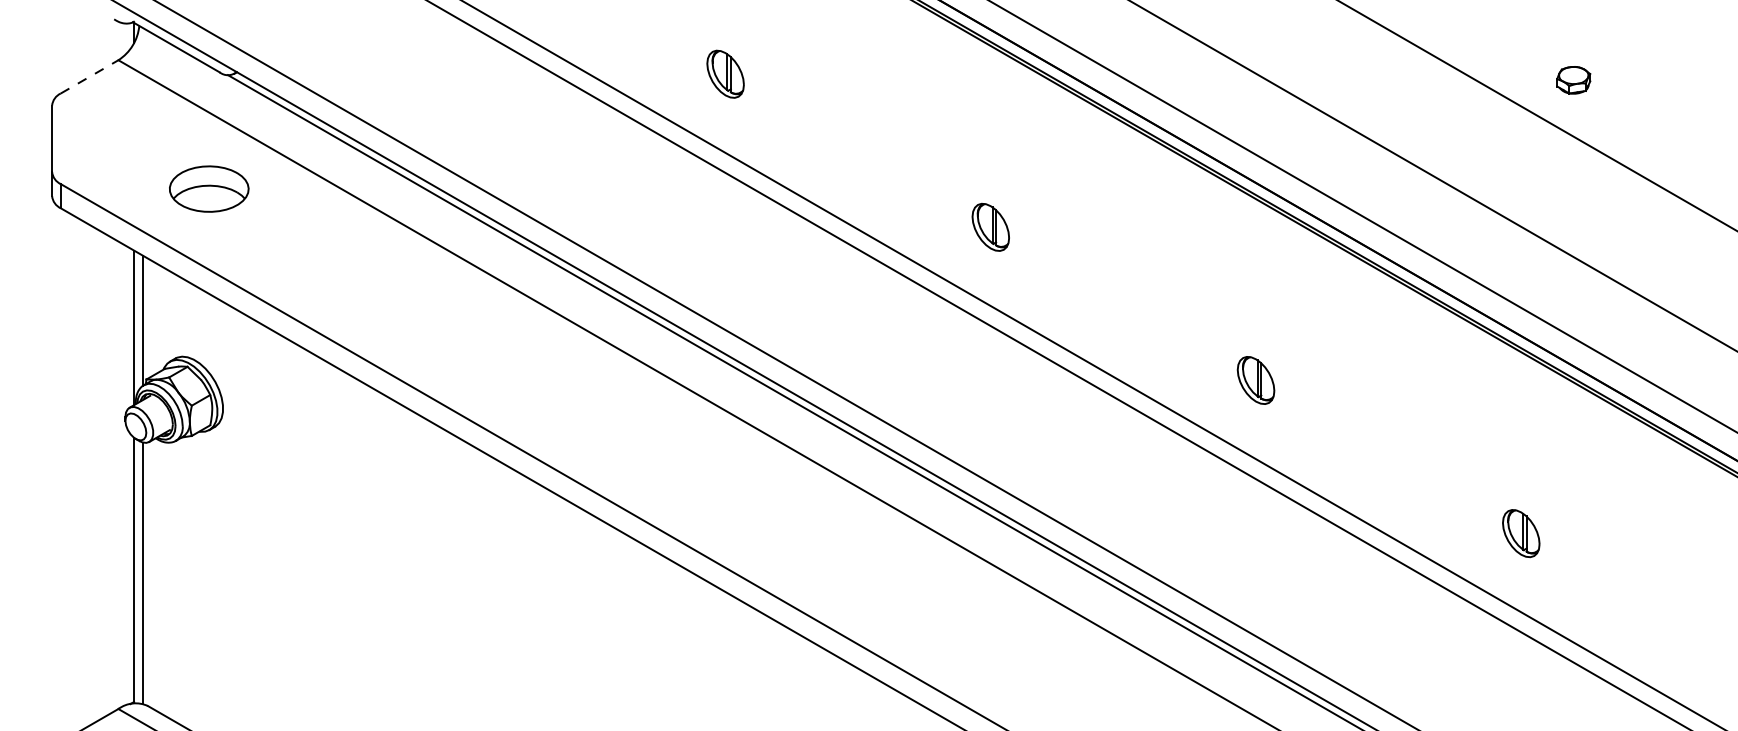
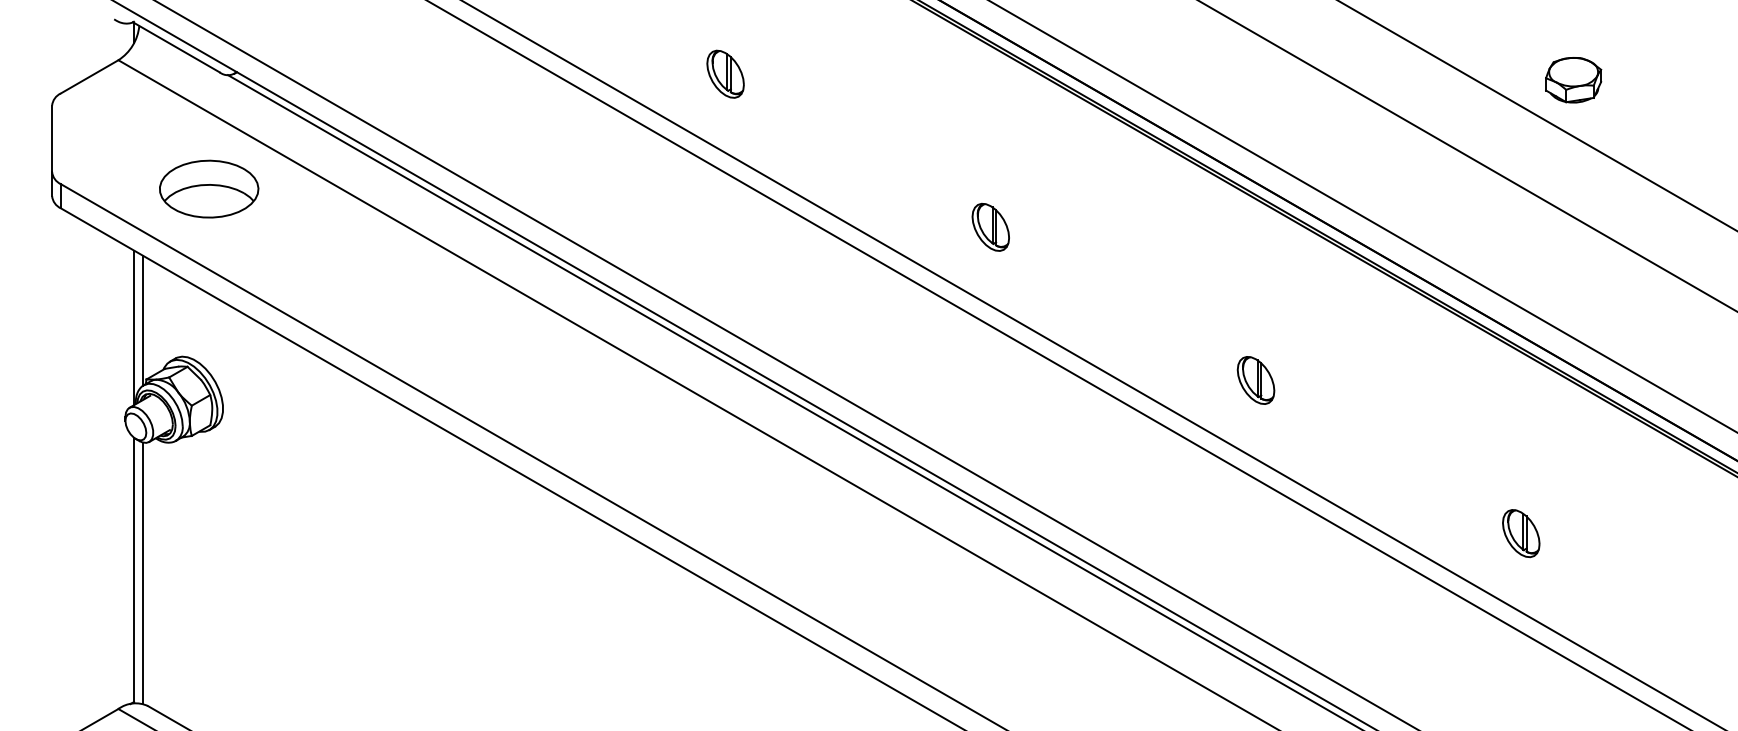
line: dashed -> solid (90, 76)
part size: 36x29 px -> 58x47 px (1573, 80)
line position: (1433, 175) -> (1467, 156) (1467, 156)
part size: 81x48 px -> 101x60 px (209, 188)
